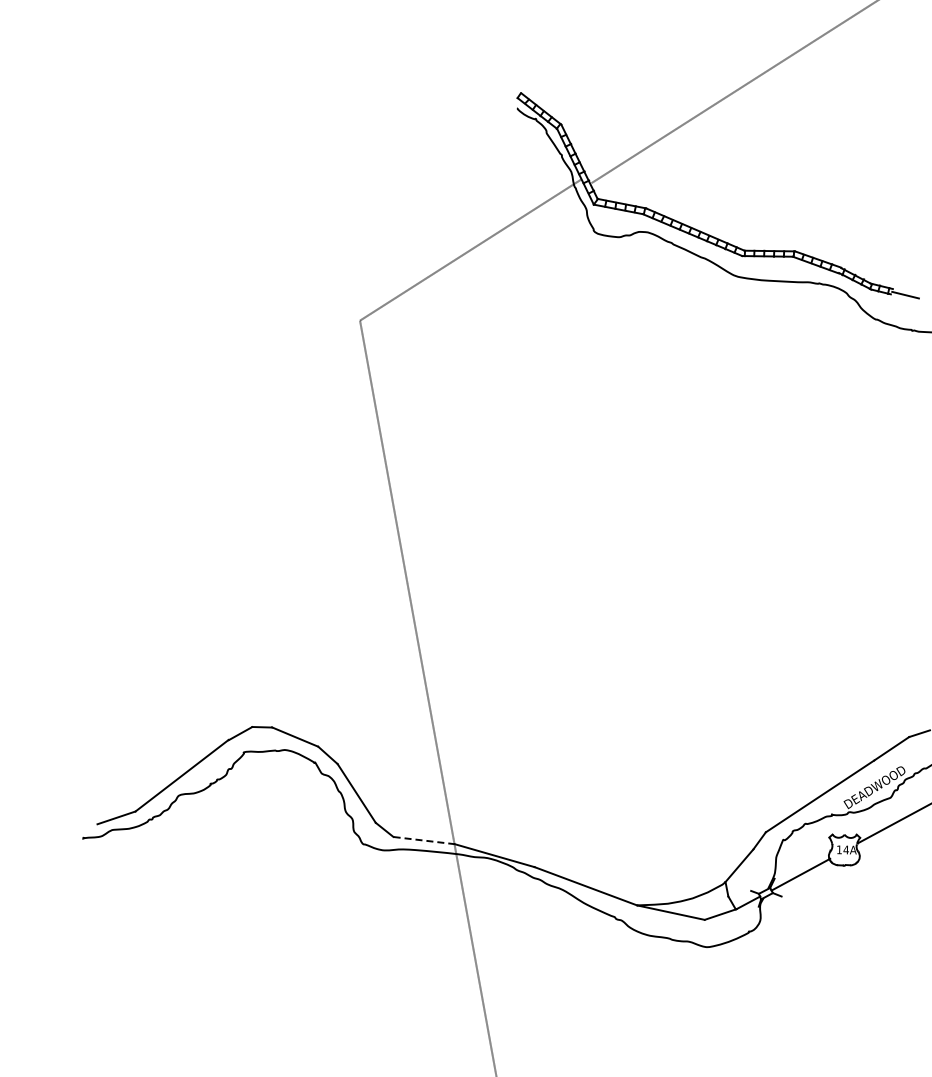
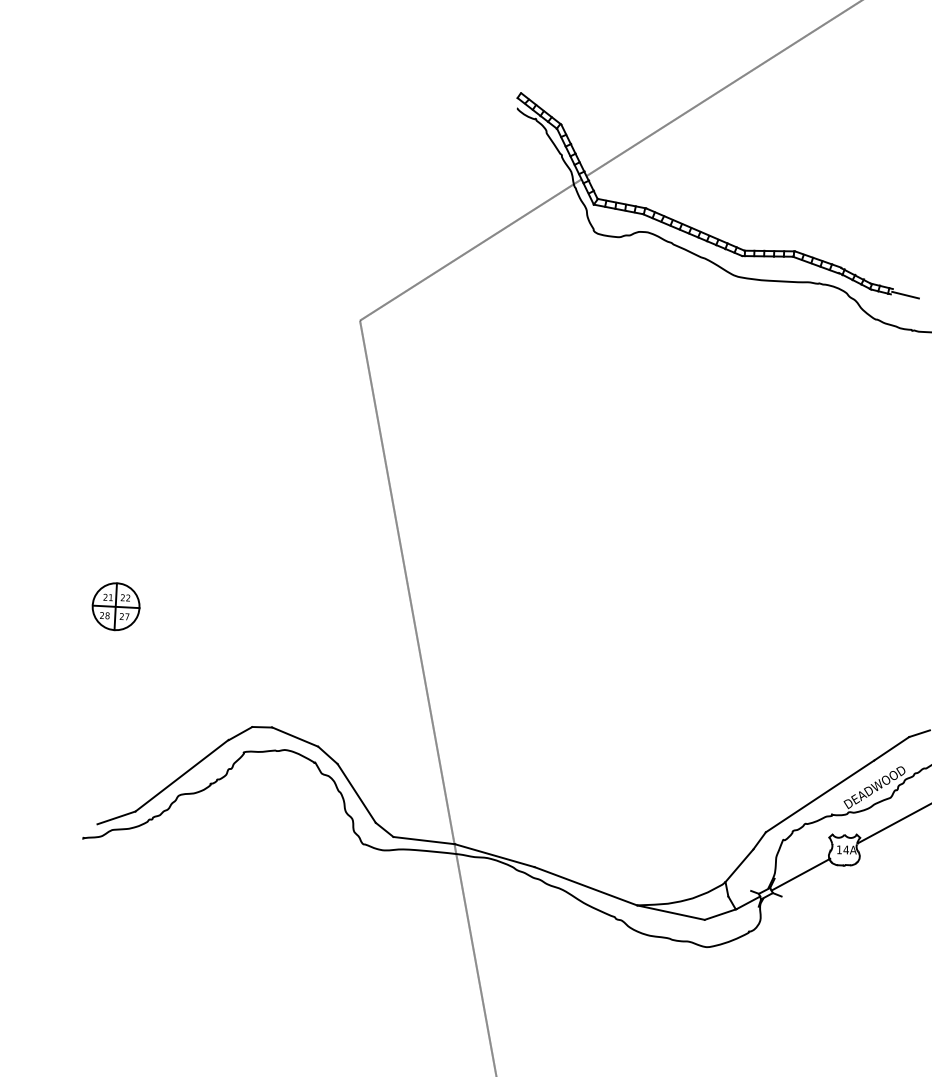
line position: (732, 92) -> (722, 89) (722, 89)
part: none -> present (115, 606)
line: dashed -> solid (423, 840)
